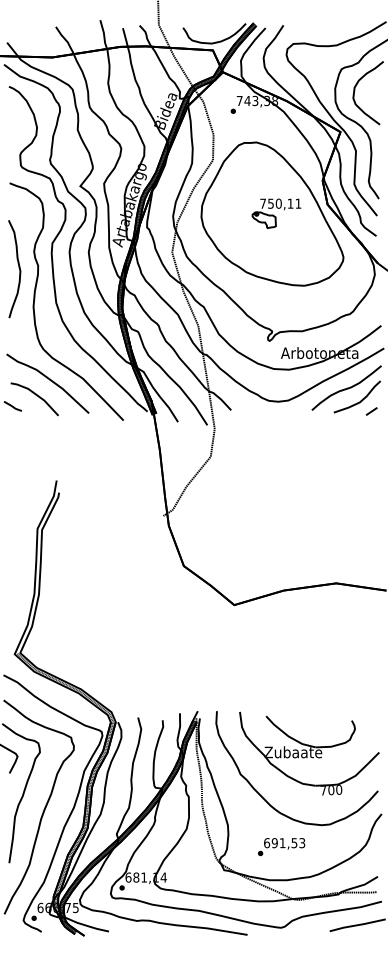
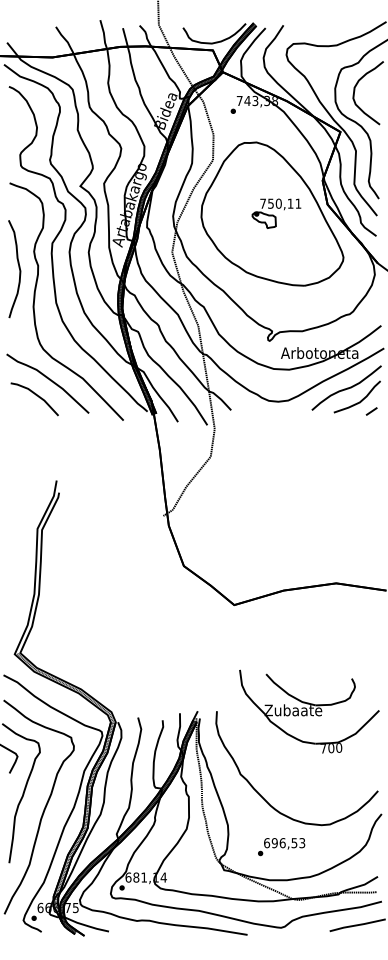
line: present -> none (12, 406)
part position: (309, 753) -> (309, 711) (309, 711)
text: 691,53 -> 696,53 (282, 843)
